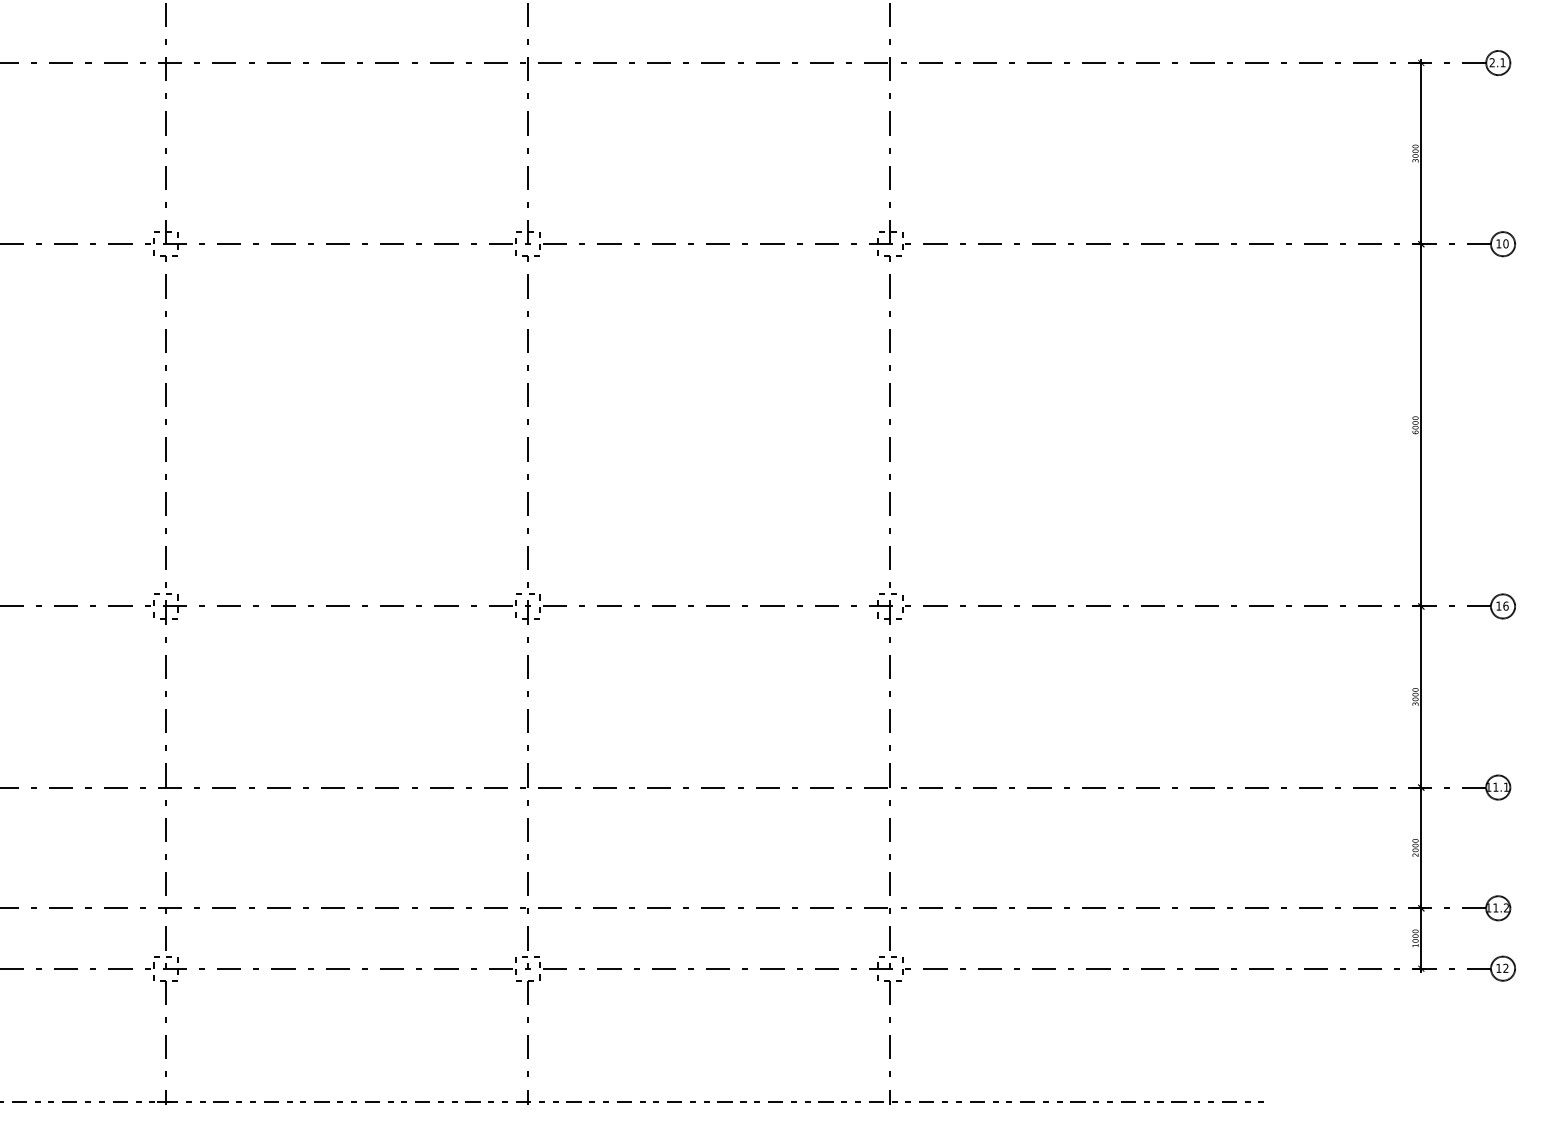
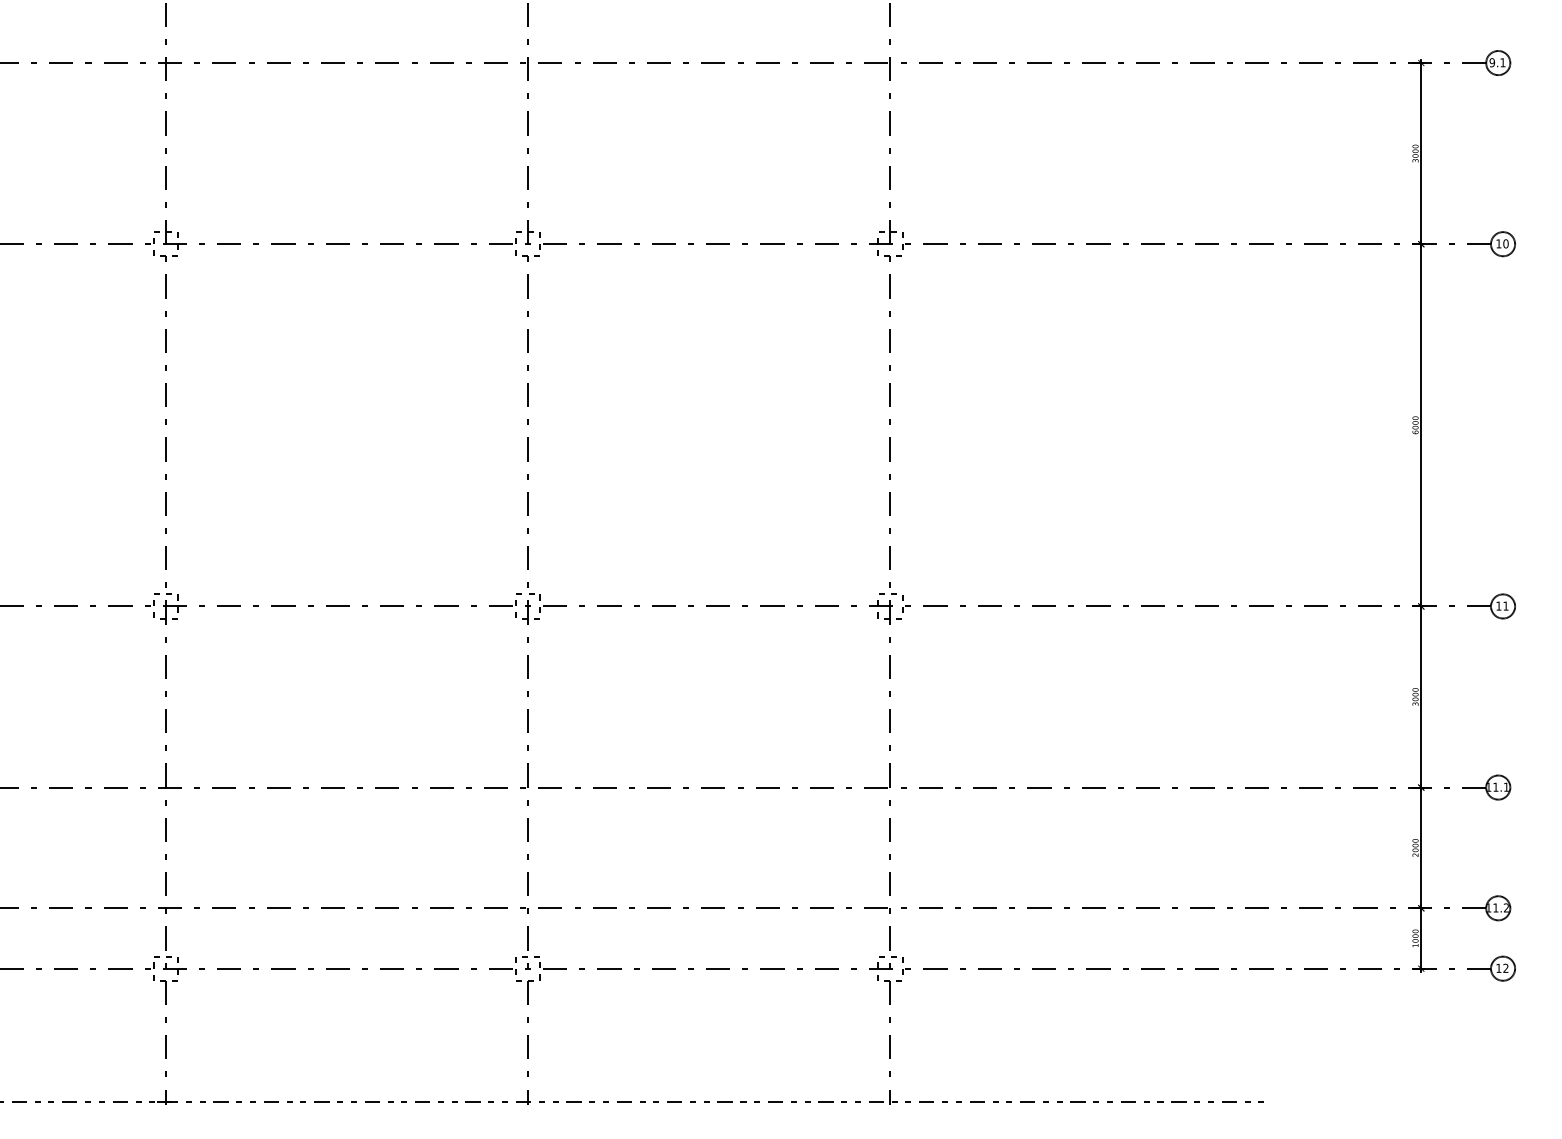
text: 2.1 -> 9.1 (1491, 62)
text: 16 -> 11 (1505, 605)
